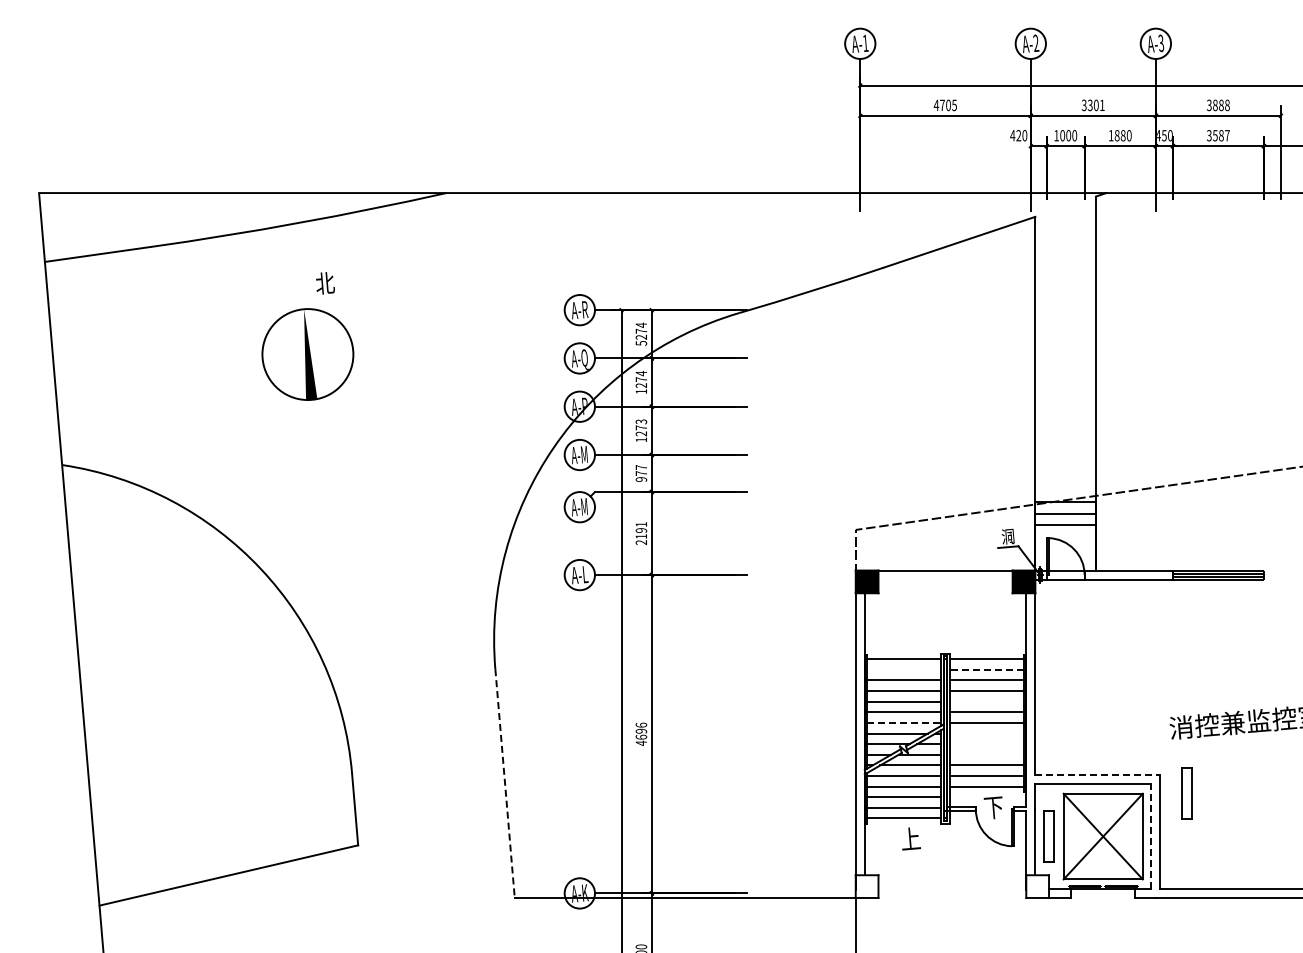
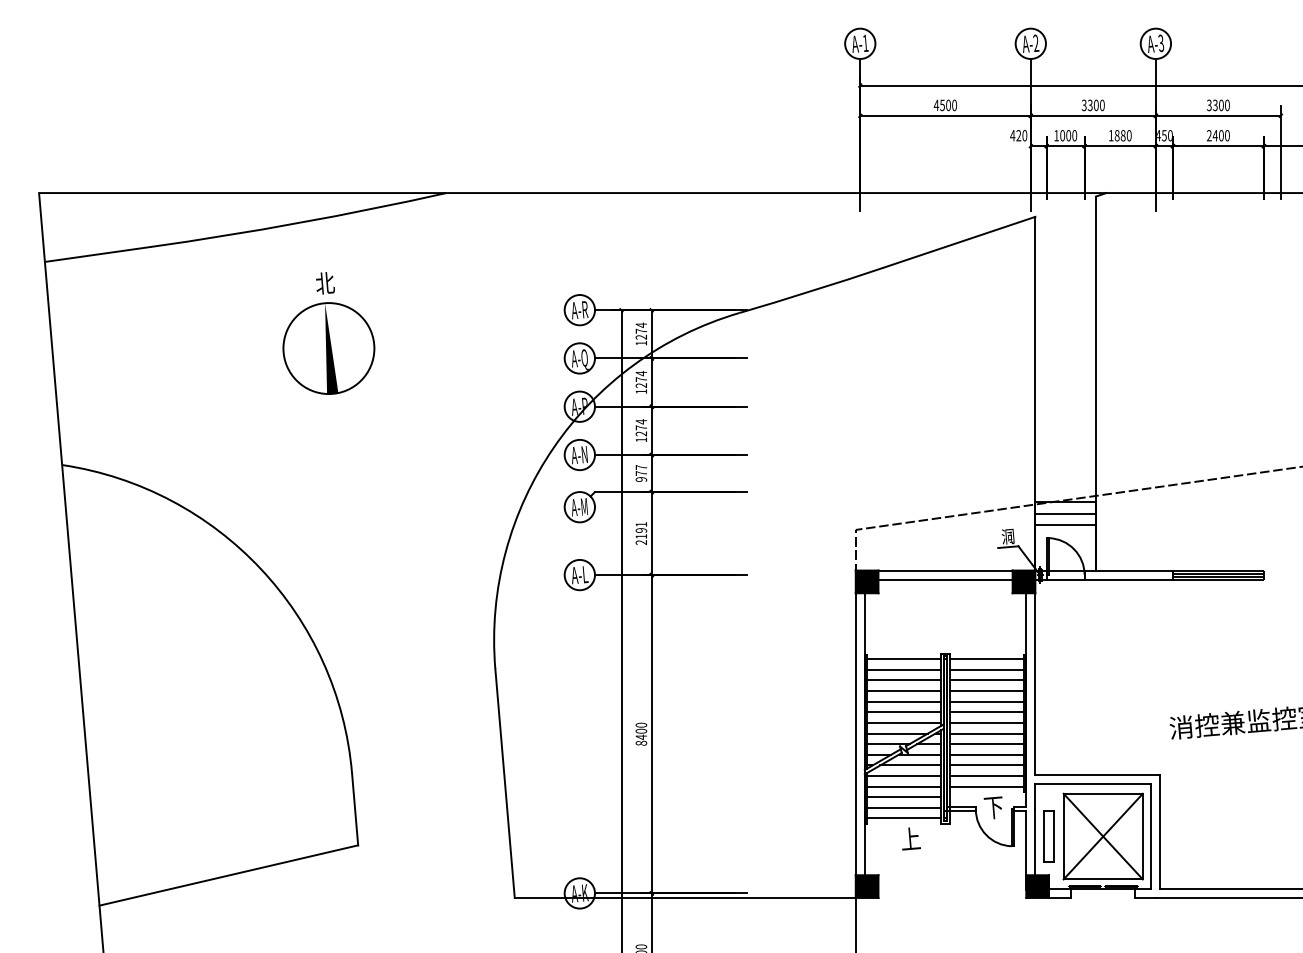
text: 3888 -> 3300 (1220, 104)
text: 4705 -> 4500 (948, 105)
text: 3301 -> 3300 (1102, 105)
text: 3587 -> 2400 (1218, 135)
text: 5274 -> 1274 (641, 343)
part position: (307, 354) -> (328, 348) (328, 348)
text: 1273 -> 1274 (641, 421)
text: A-M -> A-N (579, 454)
line: none -> present (945, 579)
line: none -> present (904, 669)
line: dashed -> solid (986, 669)
line: none -> present (986, 701)
line: dashed -> solid (904, 722)
text: 4696 -> 8400 (641, 733)
line: none -> present (986, 733)
line: none -> present (986, 744)
line: none -> present (986, 754)
line: dashed -> solid (1097, 775)
line: dashed -> solid (505, 783)
part: present -> none (1186, 793)
line: dashed -> solid (1151, 836)
fill: none -> present (866, 886)
fill: none -> present (1037, 886)
